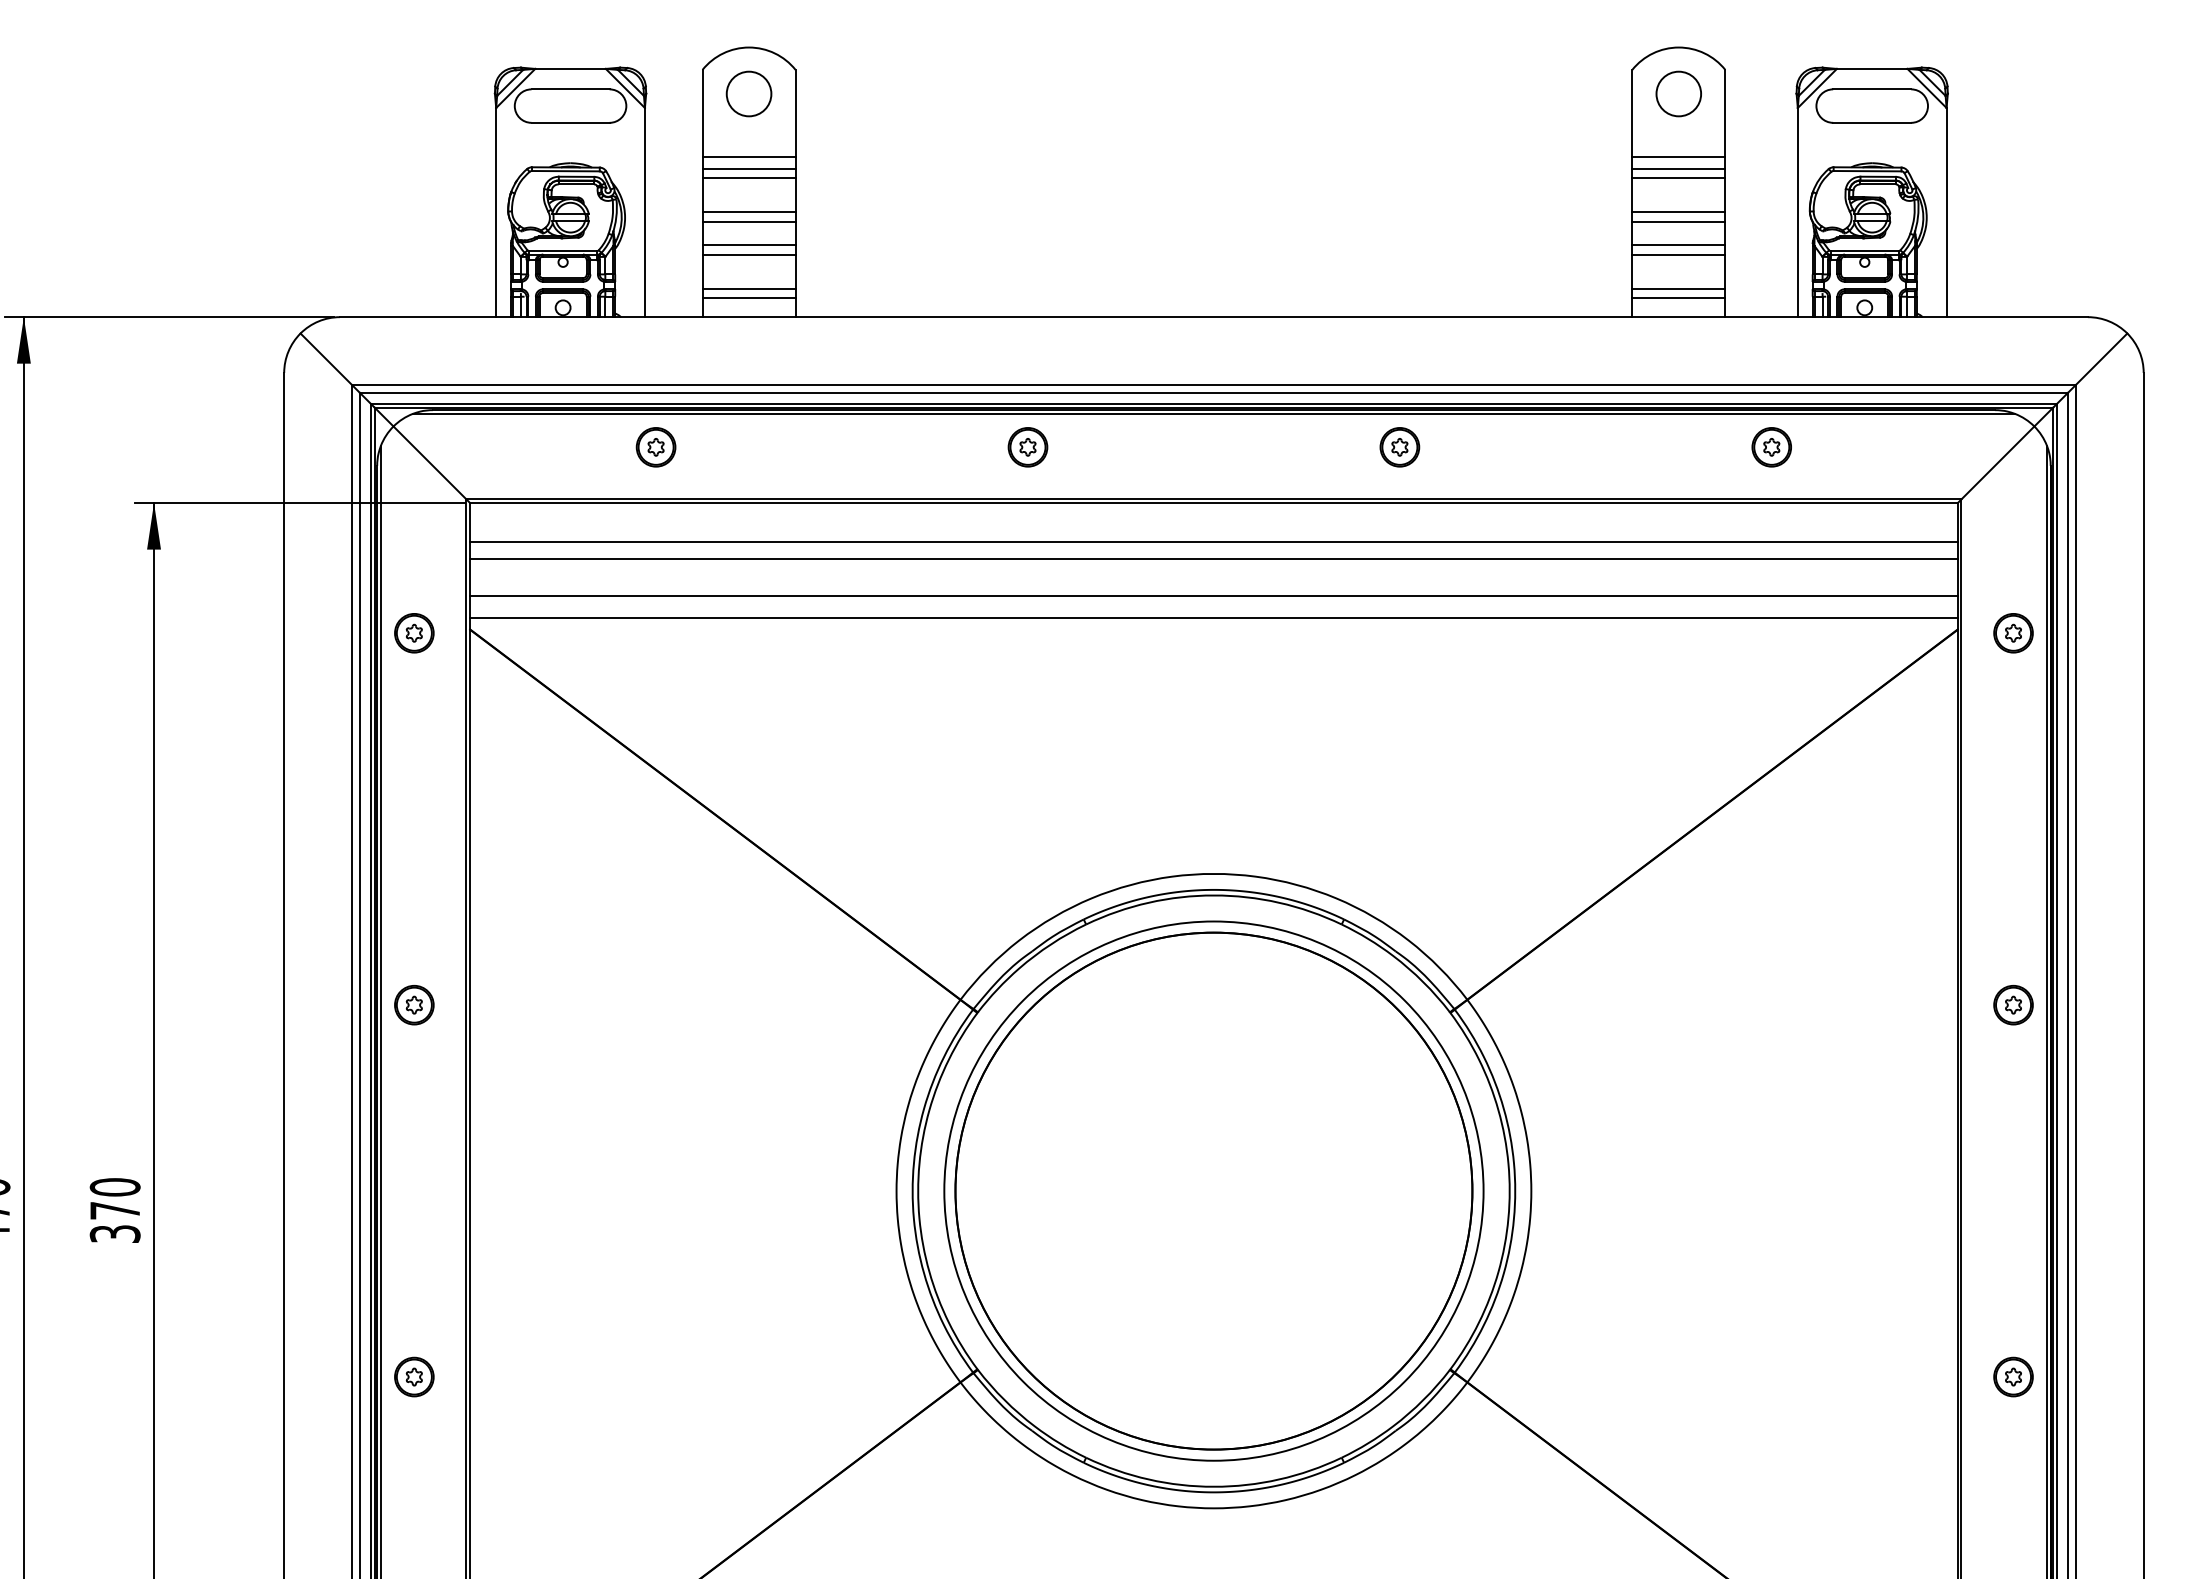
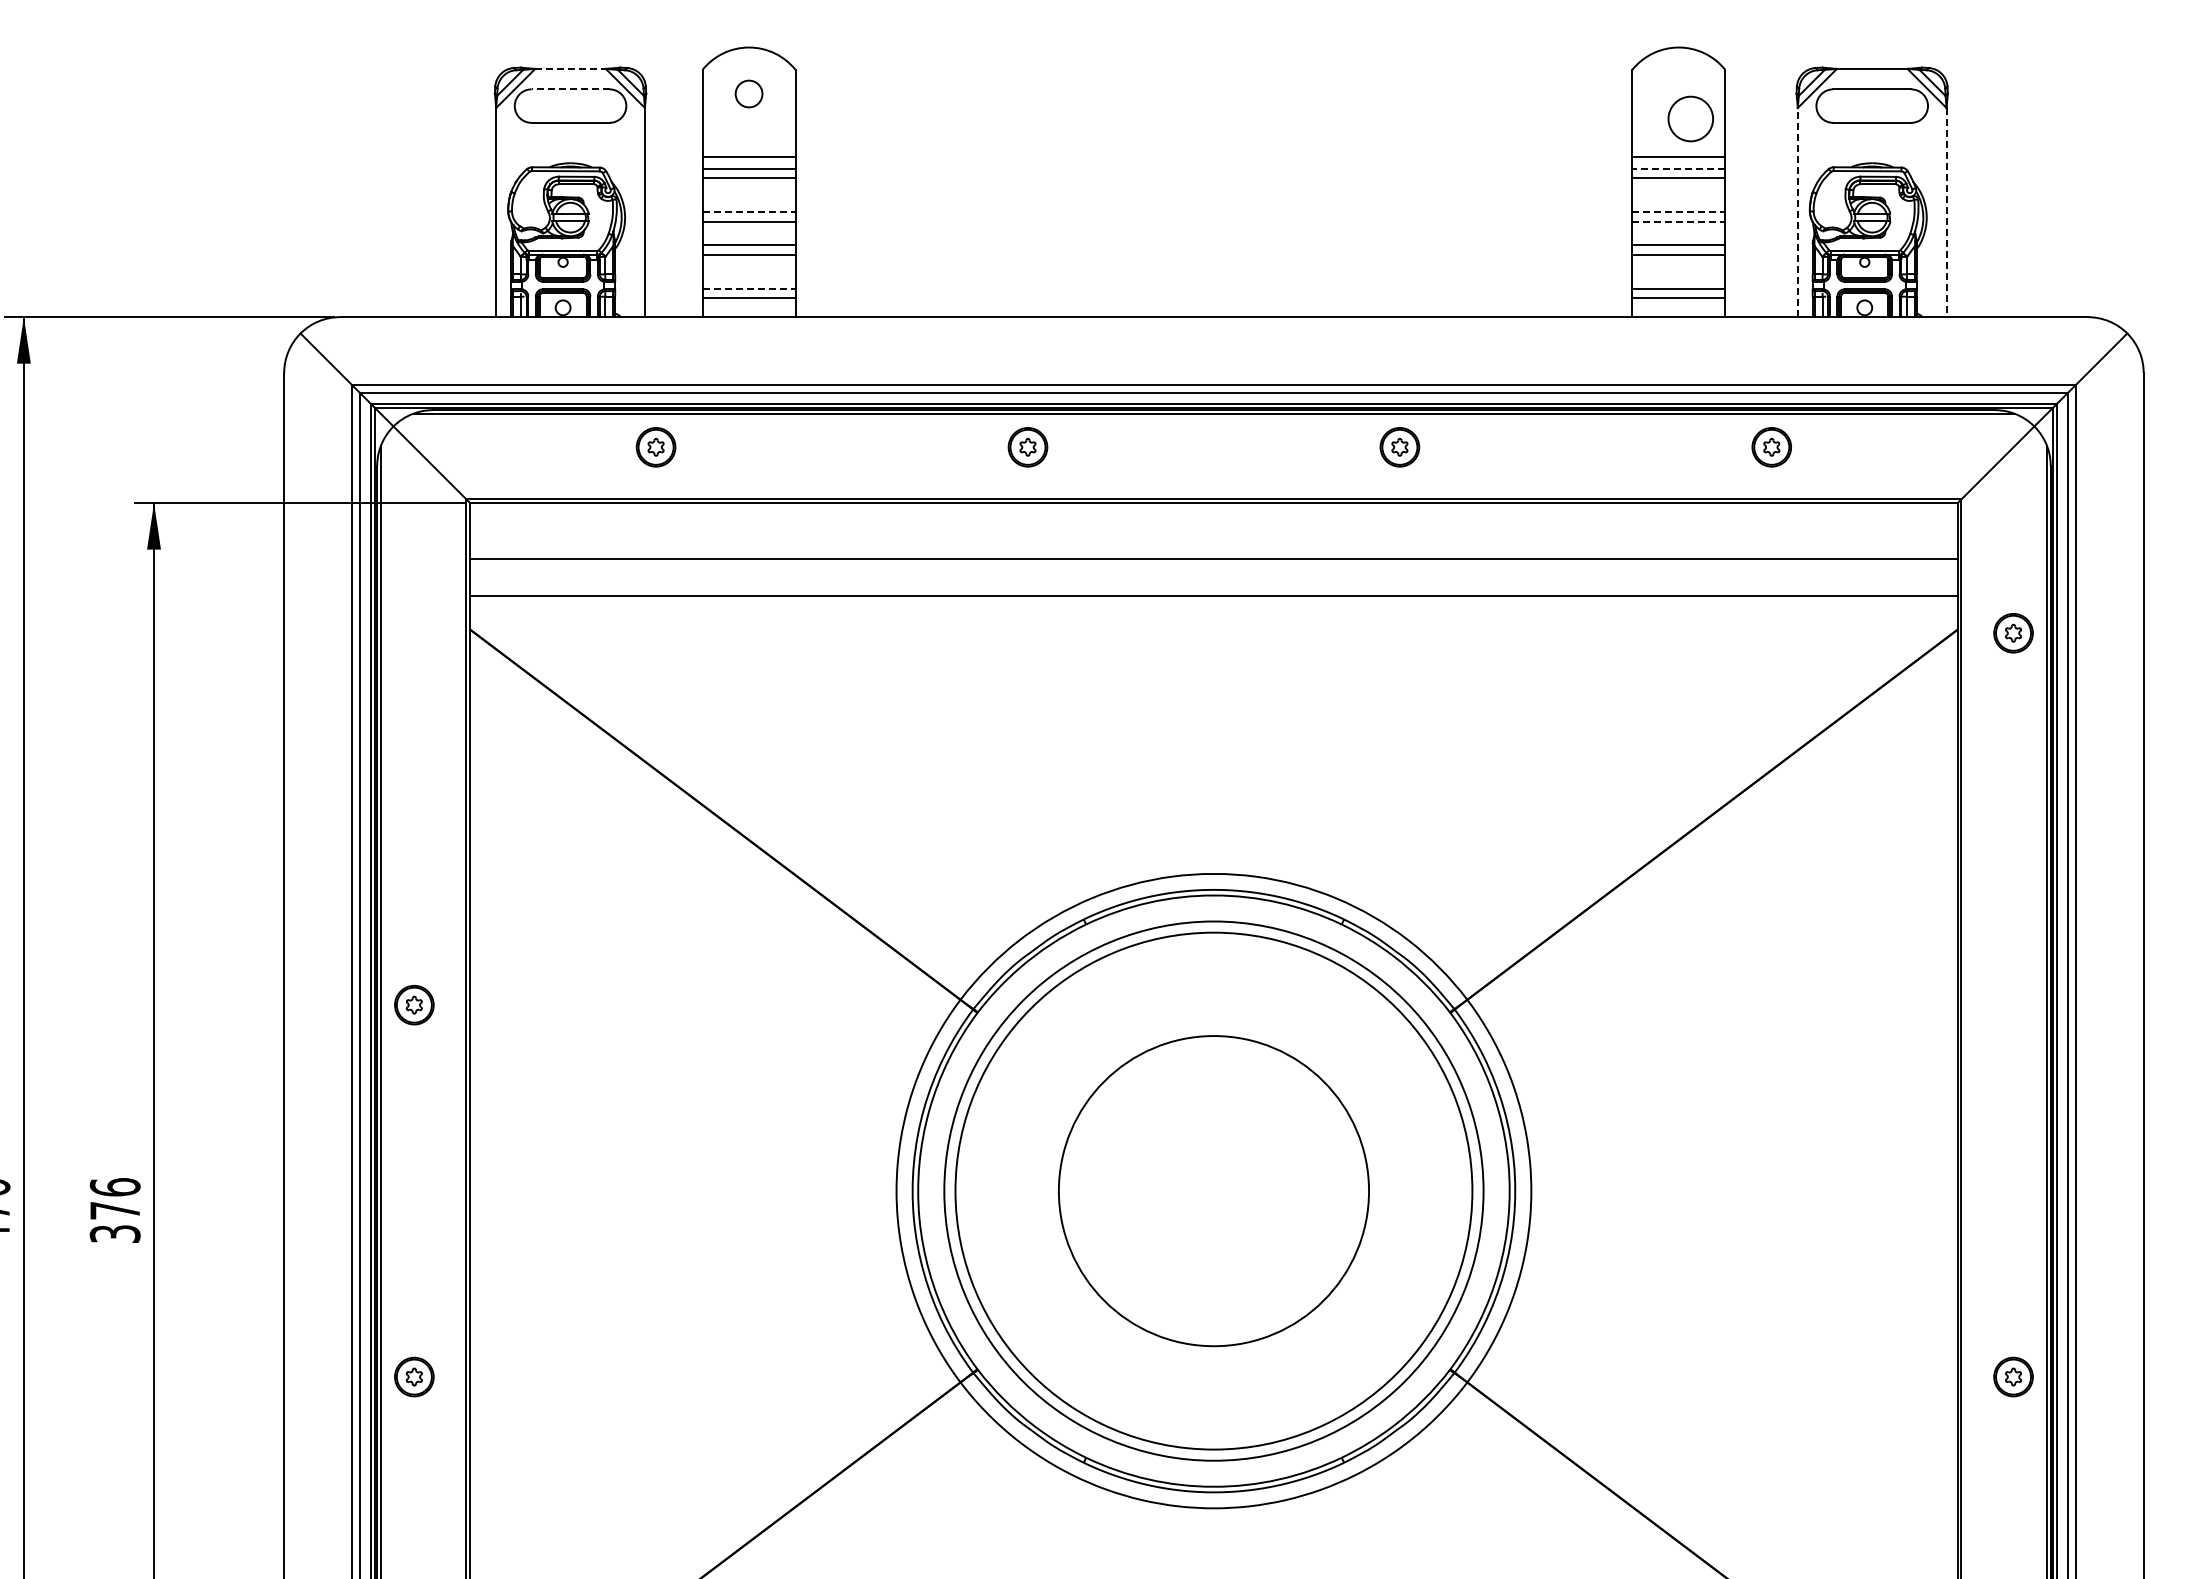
line: solid -> dashed (571, 68)
line: solid -> dashed (570, 89)
circle diameter: 45 px -> 27 px (748, 93)
circle position: (1678, 93) -> (1690, 118) (1690, 118)
line: solid -> dashed (1678, 169)
line: solid -> dashed (749, 212)
line: solid -> dashed (1679, 212)
line: solid -> dashed (1797, 212)
line: solid -> dashed (1946, 212)
line: solid -> dashed (1679, 221)
line: solid -> dashed (749, 288)
line: present -> none (1213, 542)
line: present -> none (1213, 618)
part: present -> none (414, 633)
part: present -> none (2013, 1005)
text: 370 -> 376 (114, 1187)
circle diameter: 517 px -> 310 px (1213, 1191)
